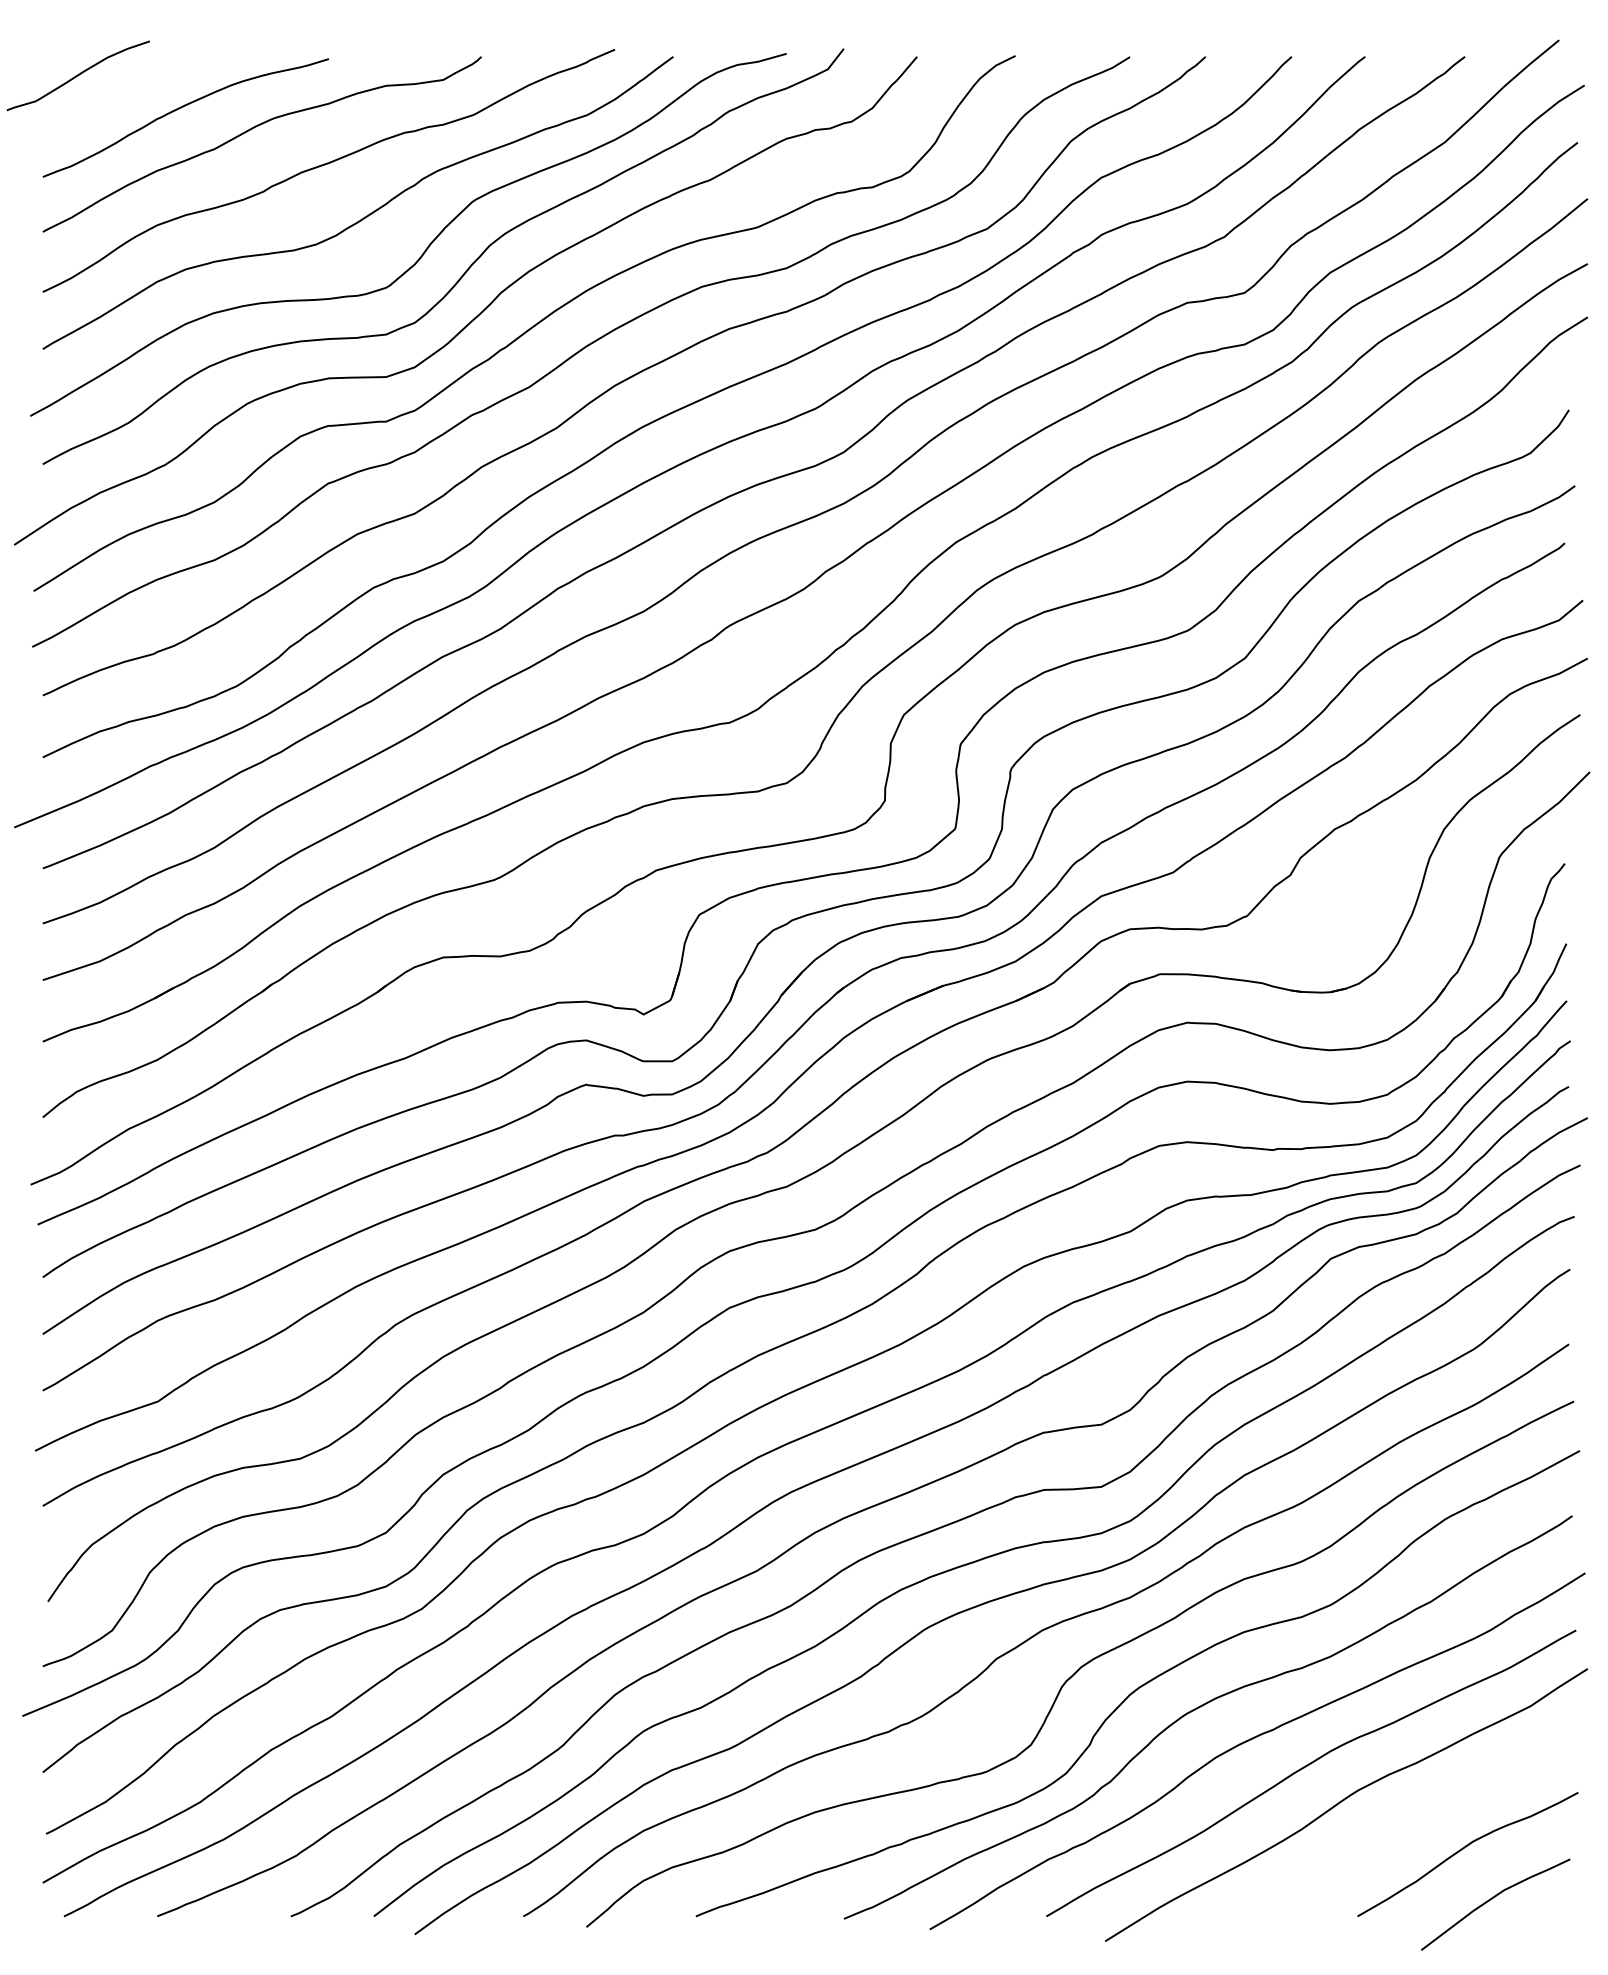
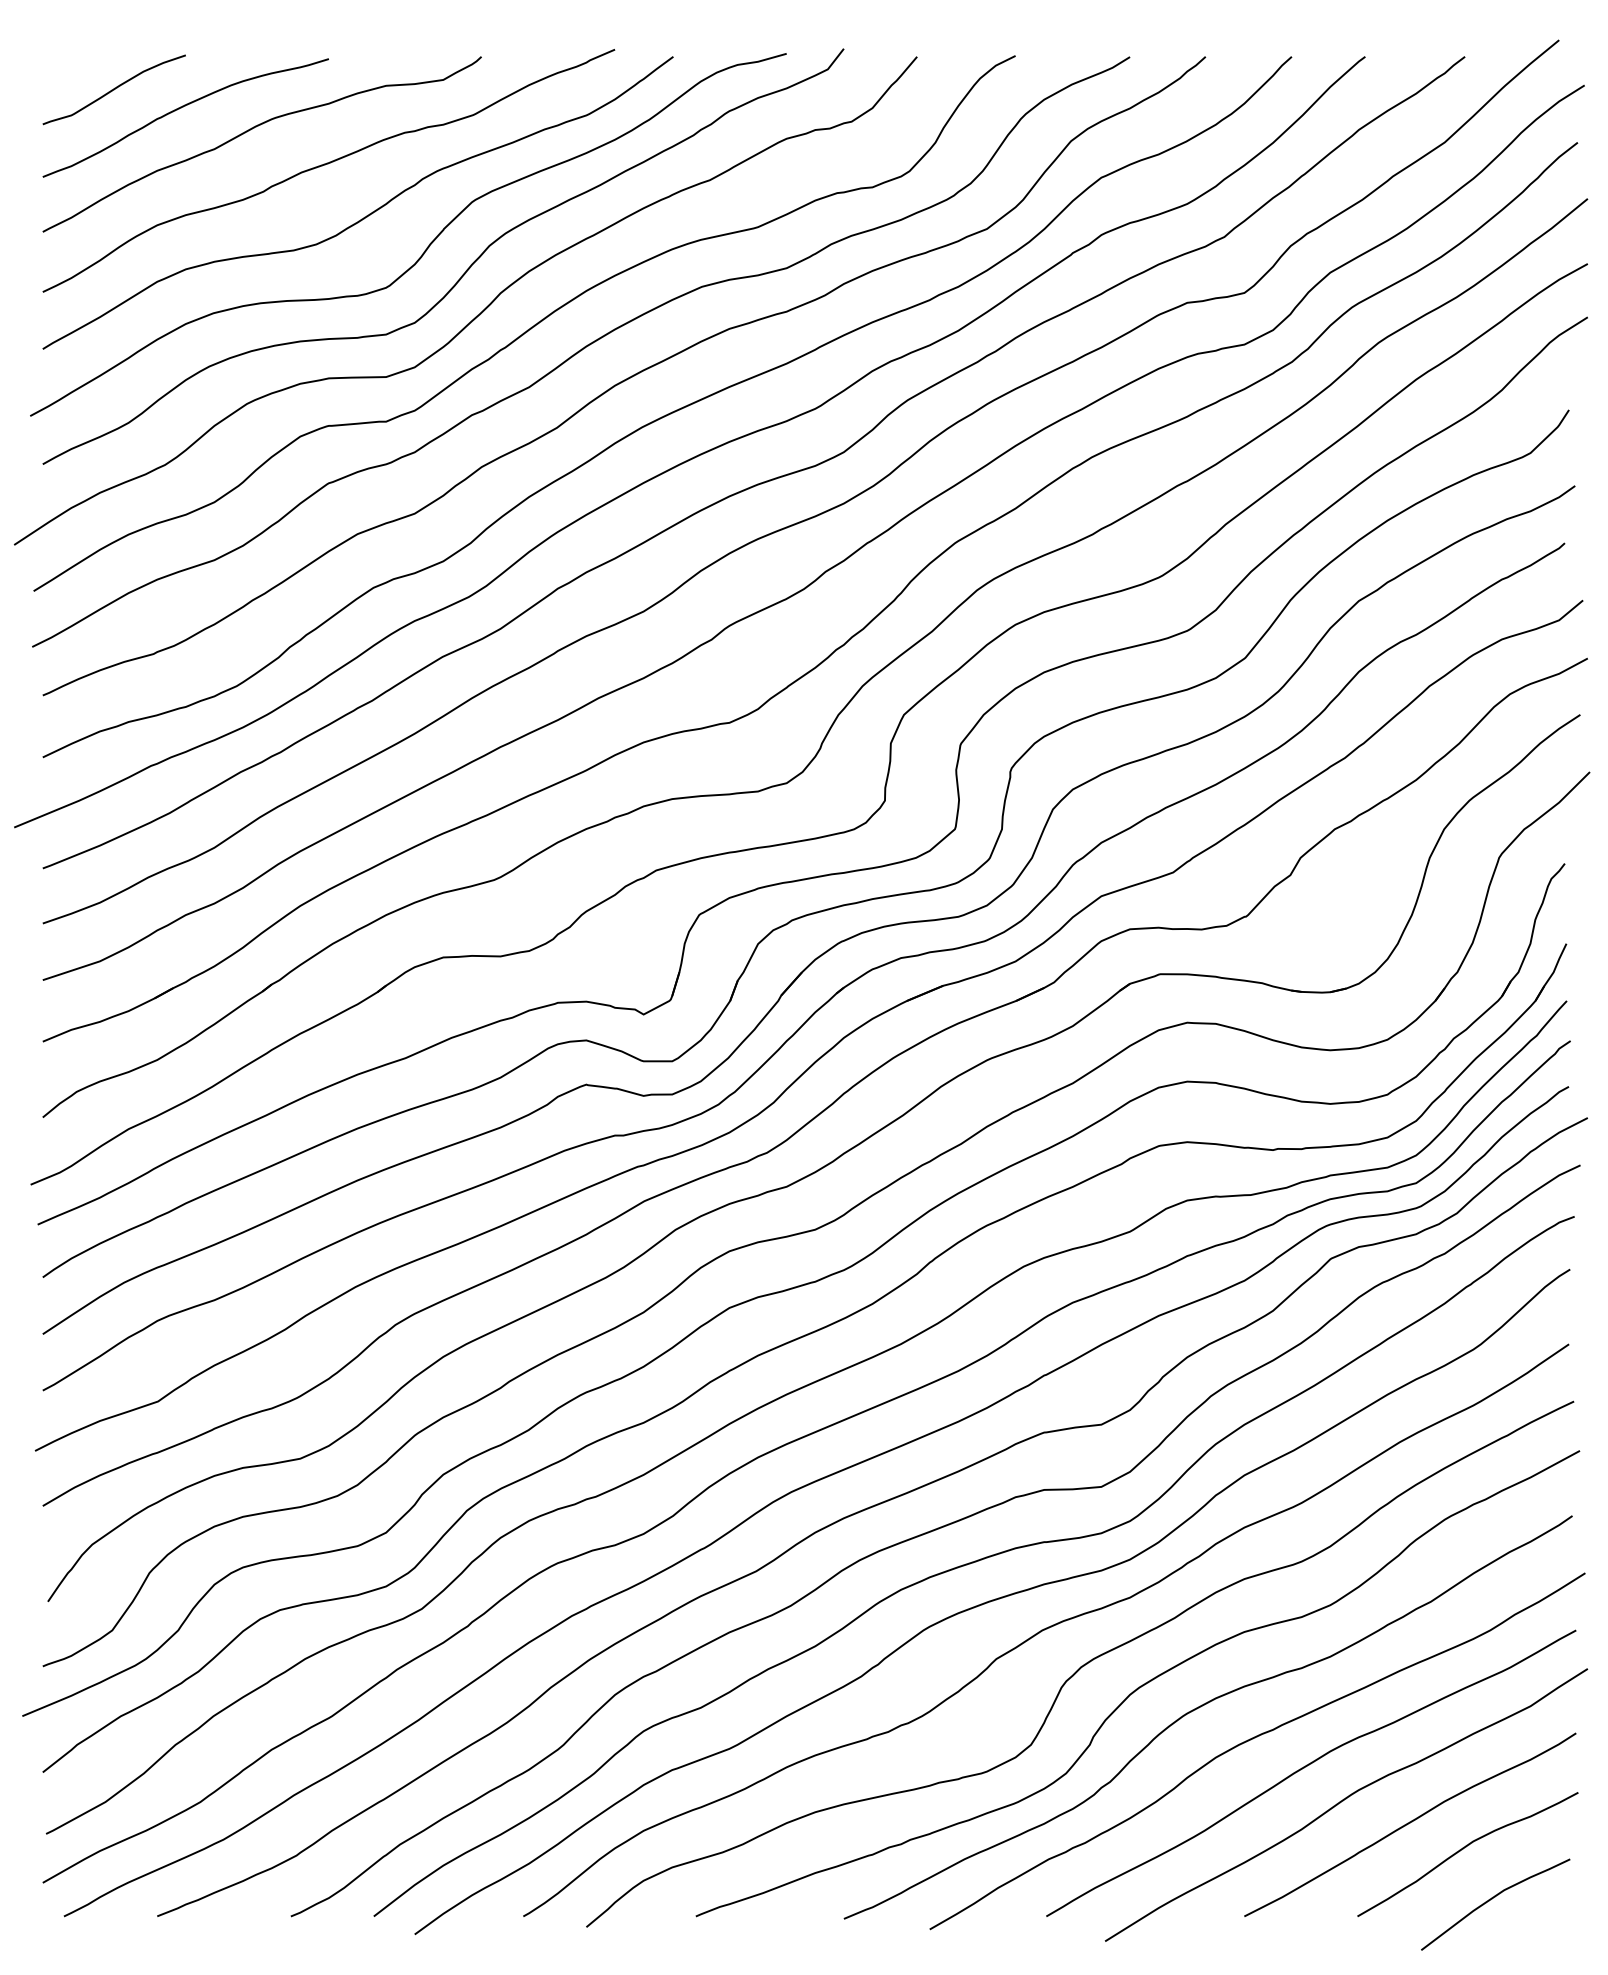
curve position: (77, 75) -> (113, 89) (113, 89)
curve: none -> present (1410, 1823)
